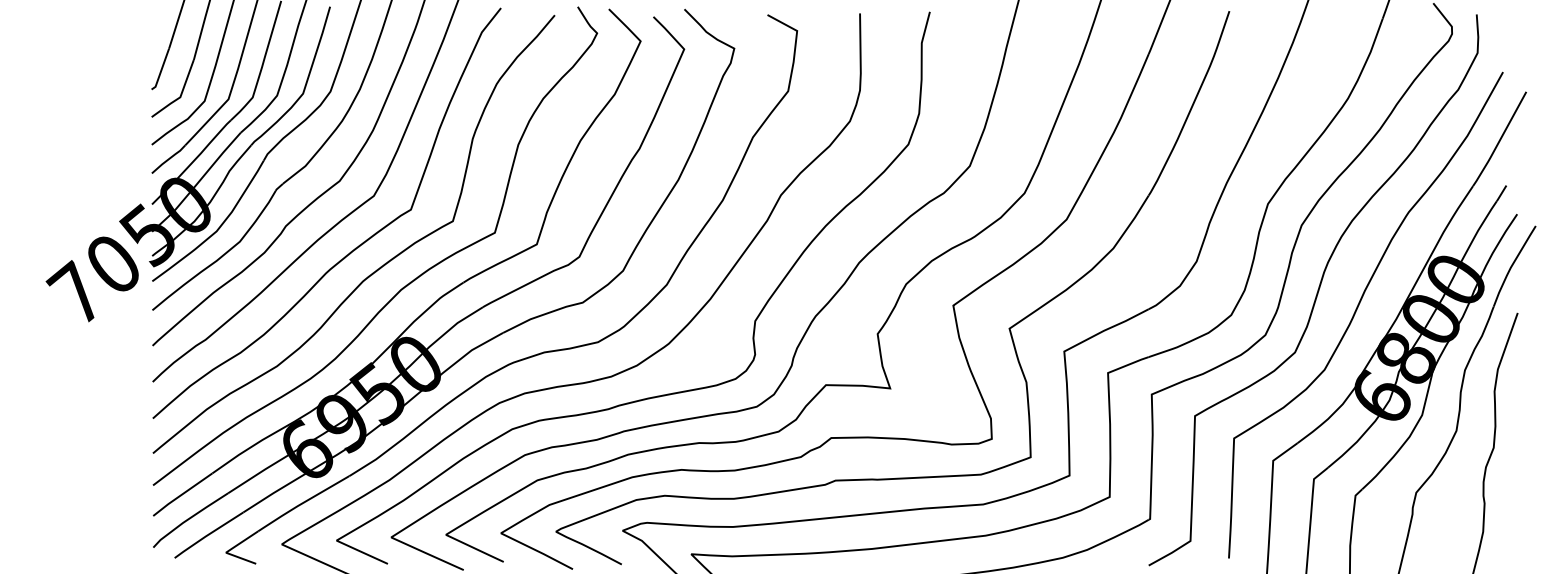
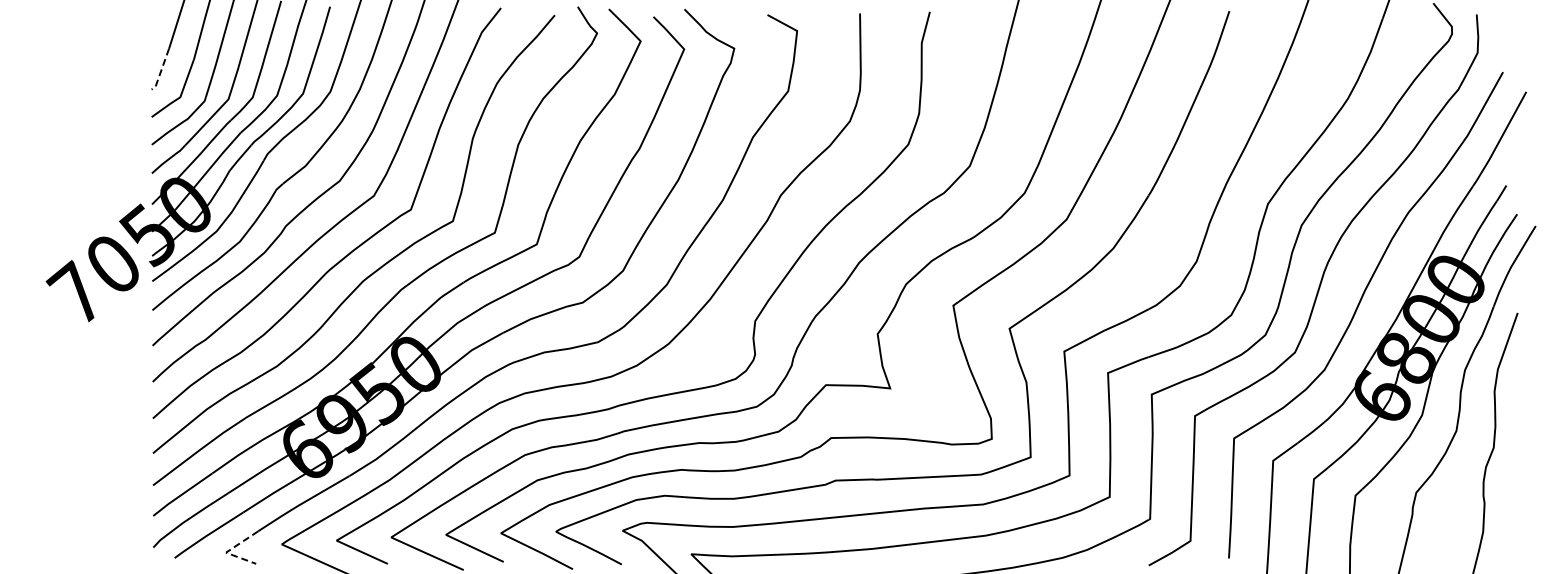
line: solid -> dashed (161, 71)
line: solid -> dashed (228, 551)
